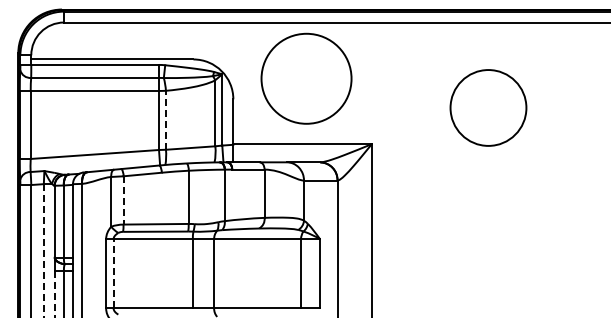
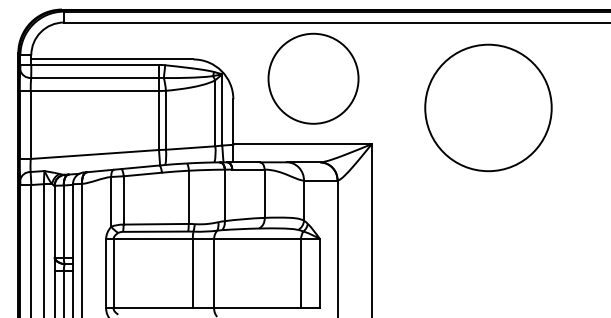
circle position: (306, 78) -> (313, 78) (313, 78)
circle size: 79x78 px -> 129x130 px (488, 107)
line: dashed -> solid (165, 119)
line: dashed -> solid (123, 200)
line: dashed -> solid (43, 250)
line: dashed -> solid (113, 273)
line: dashed -> solid (54, 295)
